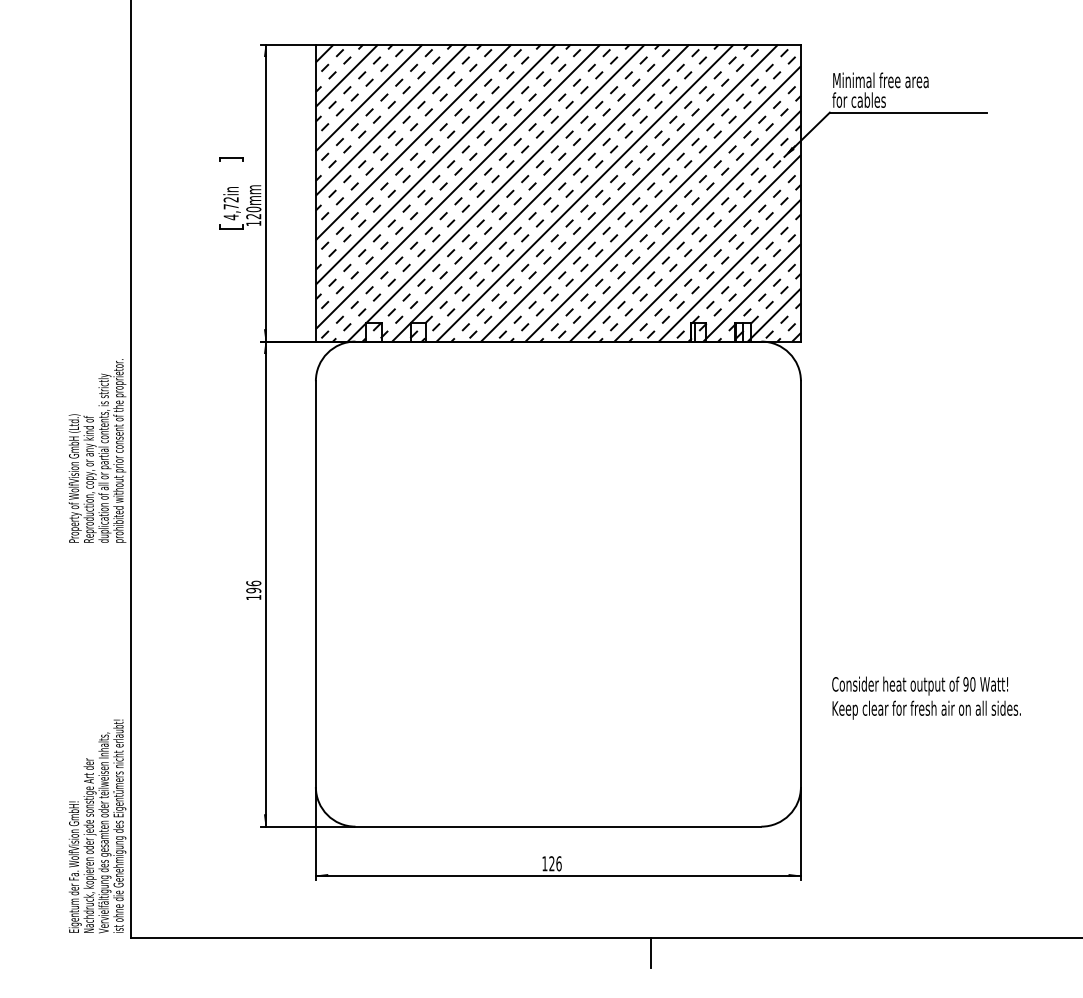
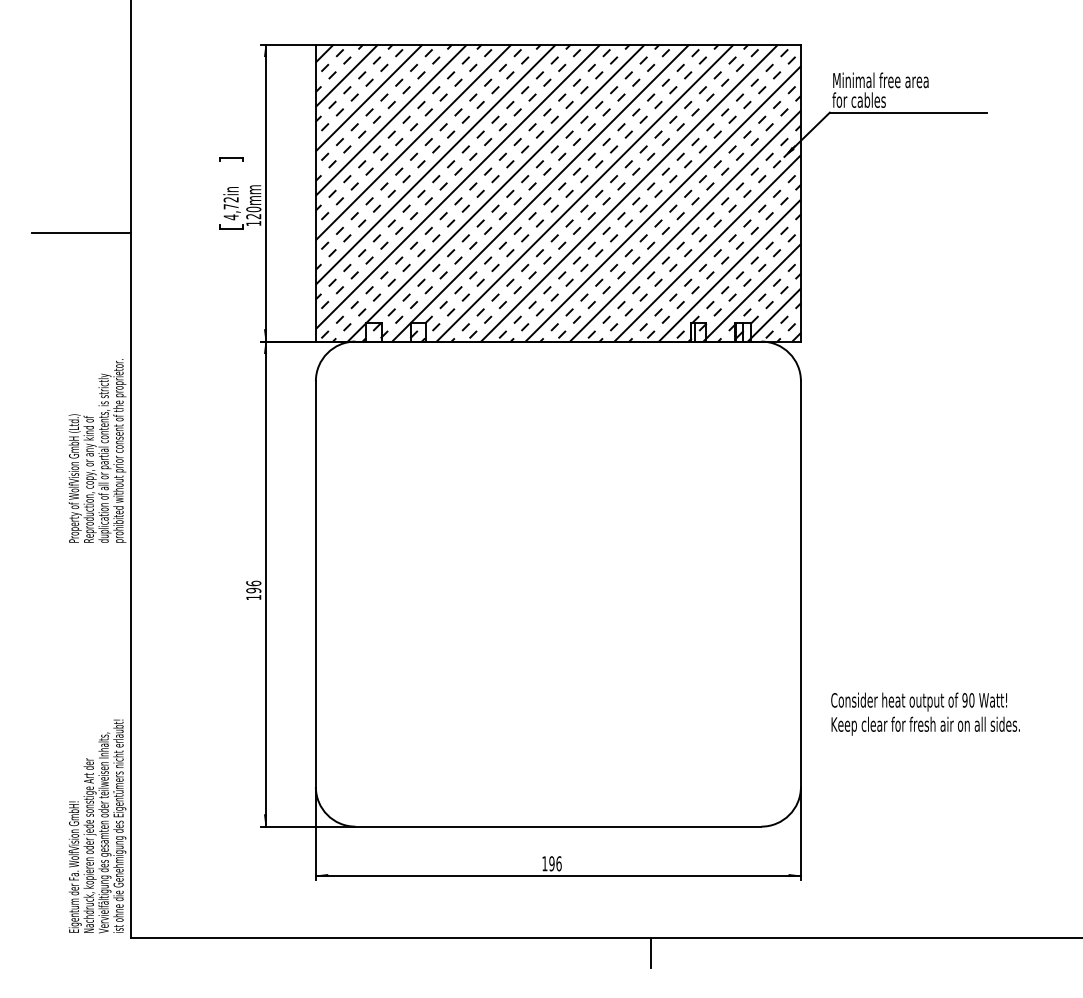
line: none -> present (81, 233)
text position: (926, 697) -> (925, 713) (925, 713)
text: 126 -> 196 (551, 863)
